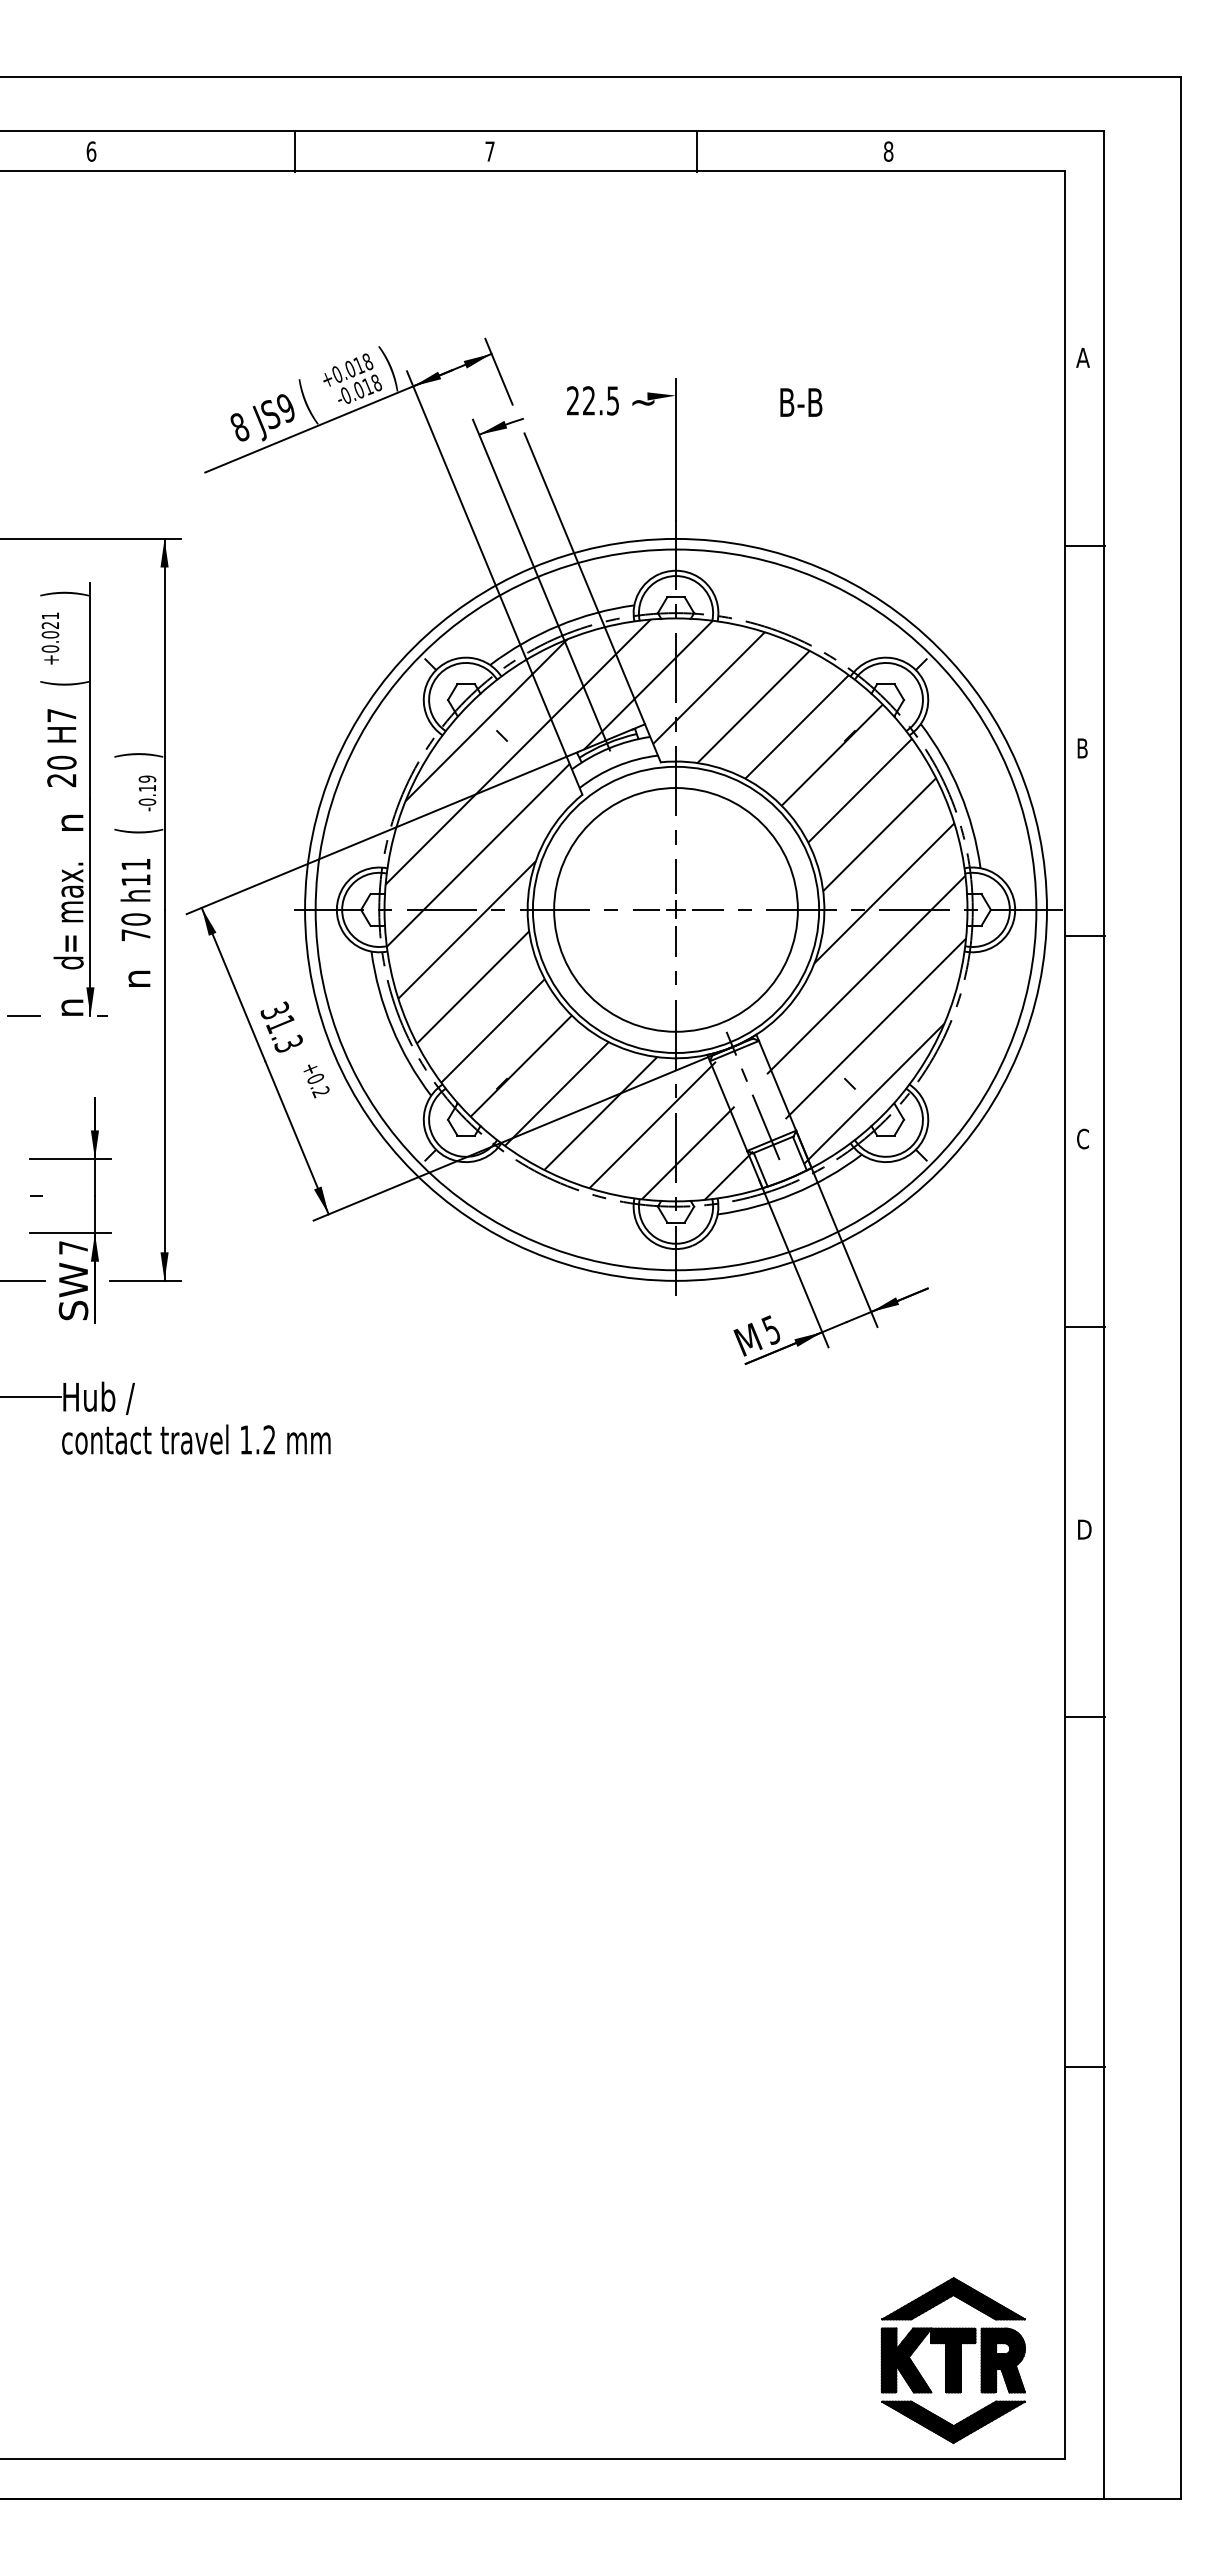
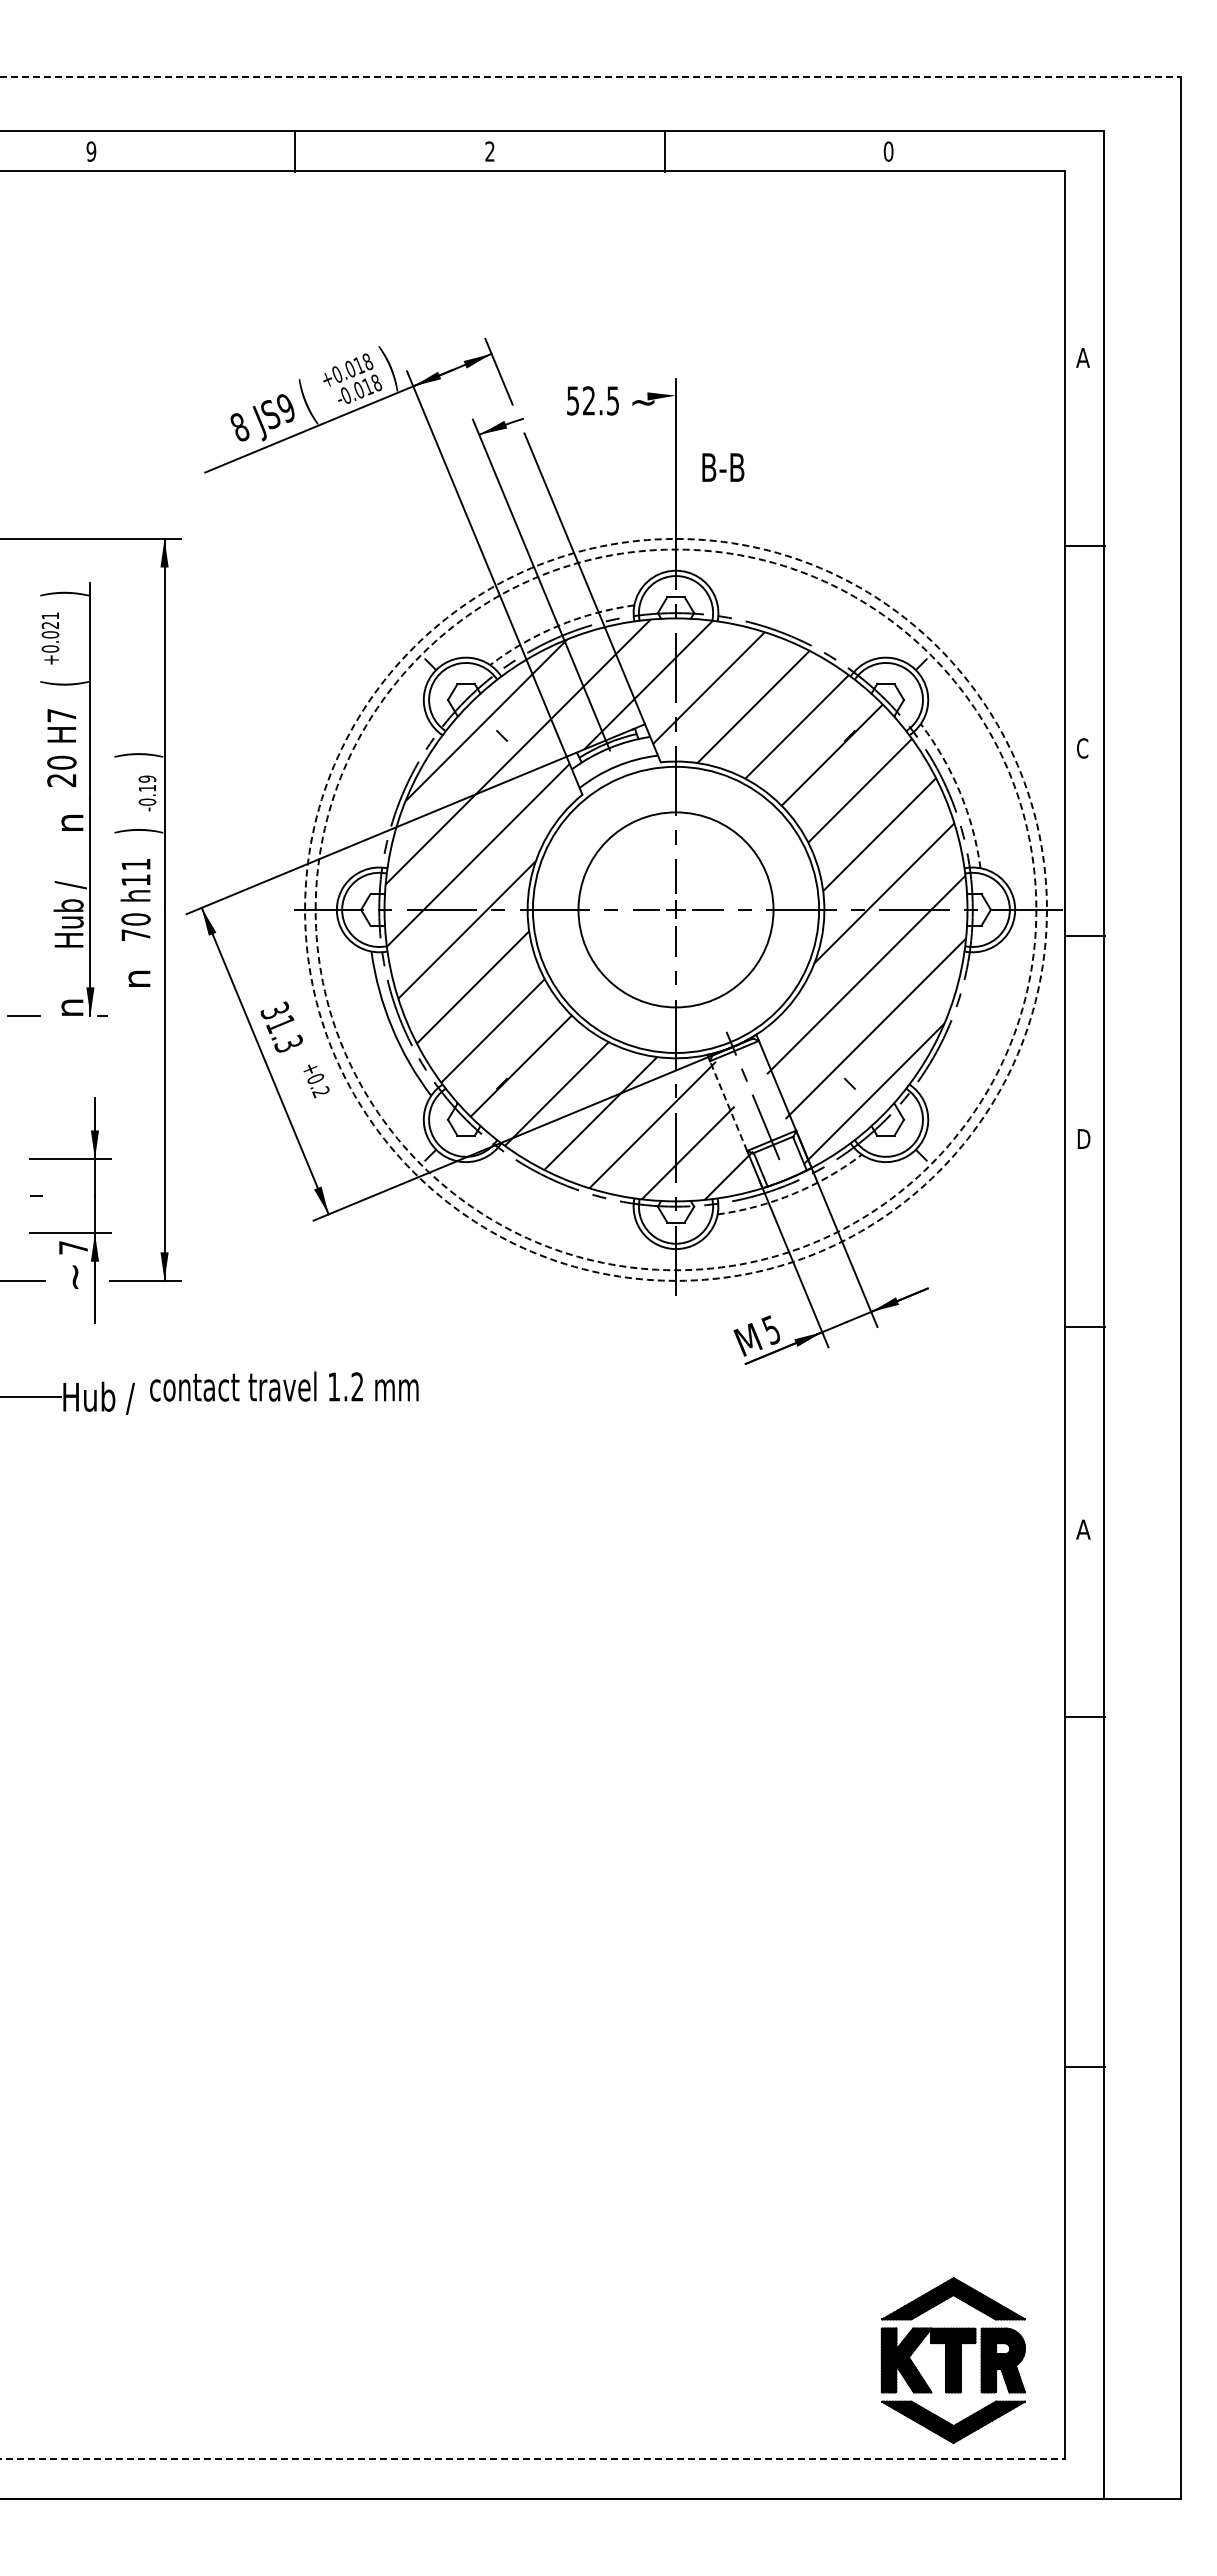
line: solid -> dashed (590, 77)
text: 6 -> 9 (91, 151)
text: 7 -> 2 (489, 151)
line position: (697, 151) -> (665, 151) (665, 151)
text: 8 -> 0 (888, 151)
text: 22.5 -> 52.5 (572, 400)
text position: (801, 402) -> (723, 467) (723, 467)
arc: solid -> dashed (558, 625)
text: B -> C (1082, 748)
arc: solid -> dashed (959, 792)
text: ( -> ) (138, 830)
circle diameter: 244 px -> 195 px (675, 909)
circle: solid -> dashed (675, 909)
circle: solid -> dashed (675, 909)
text: d= max. -> Hub / (69, 915)
line: solid -> dashed (728, 1106)
text: C -> D (1083, 1138)
arc: solid -> dashed (793, 1193)
text: SW -> ~ (73, 1291)
text position: (196, 1439) -> (284, 1386) (284, 1386)
text: D -> A (1083, 1529)
line: solid -> dashed (532, 2458)
